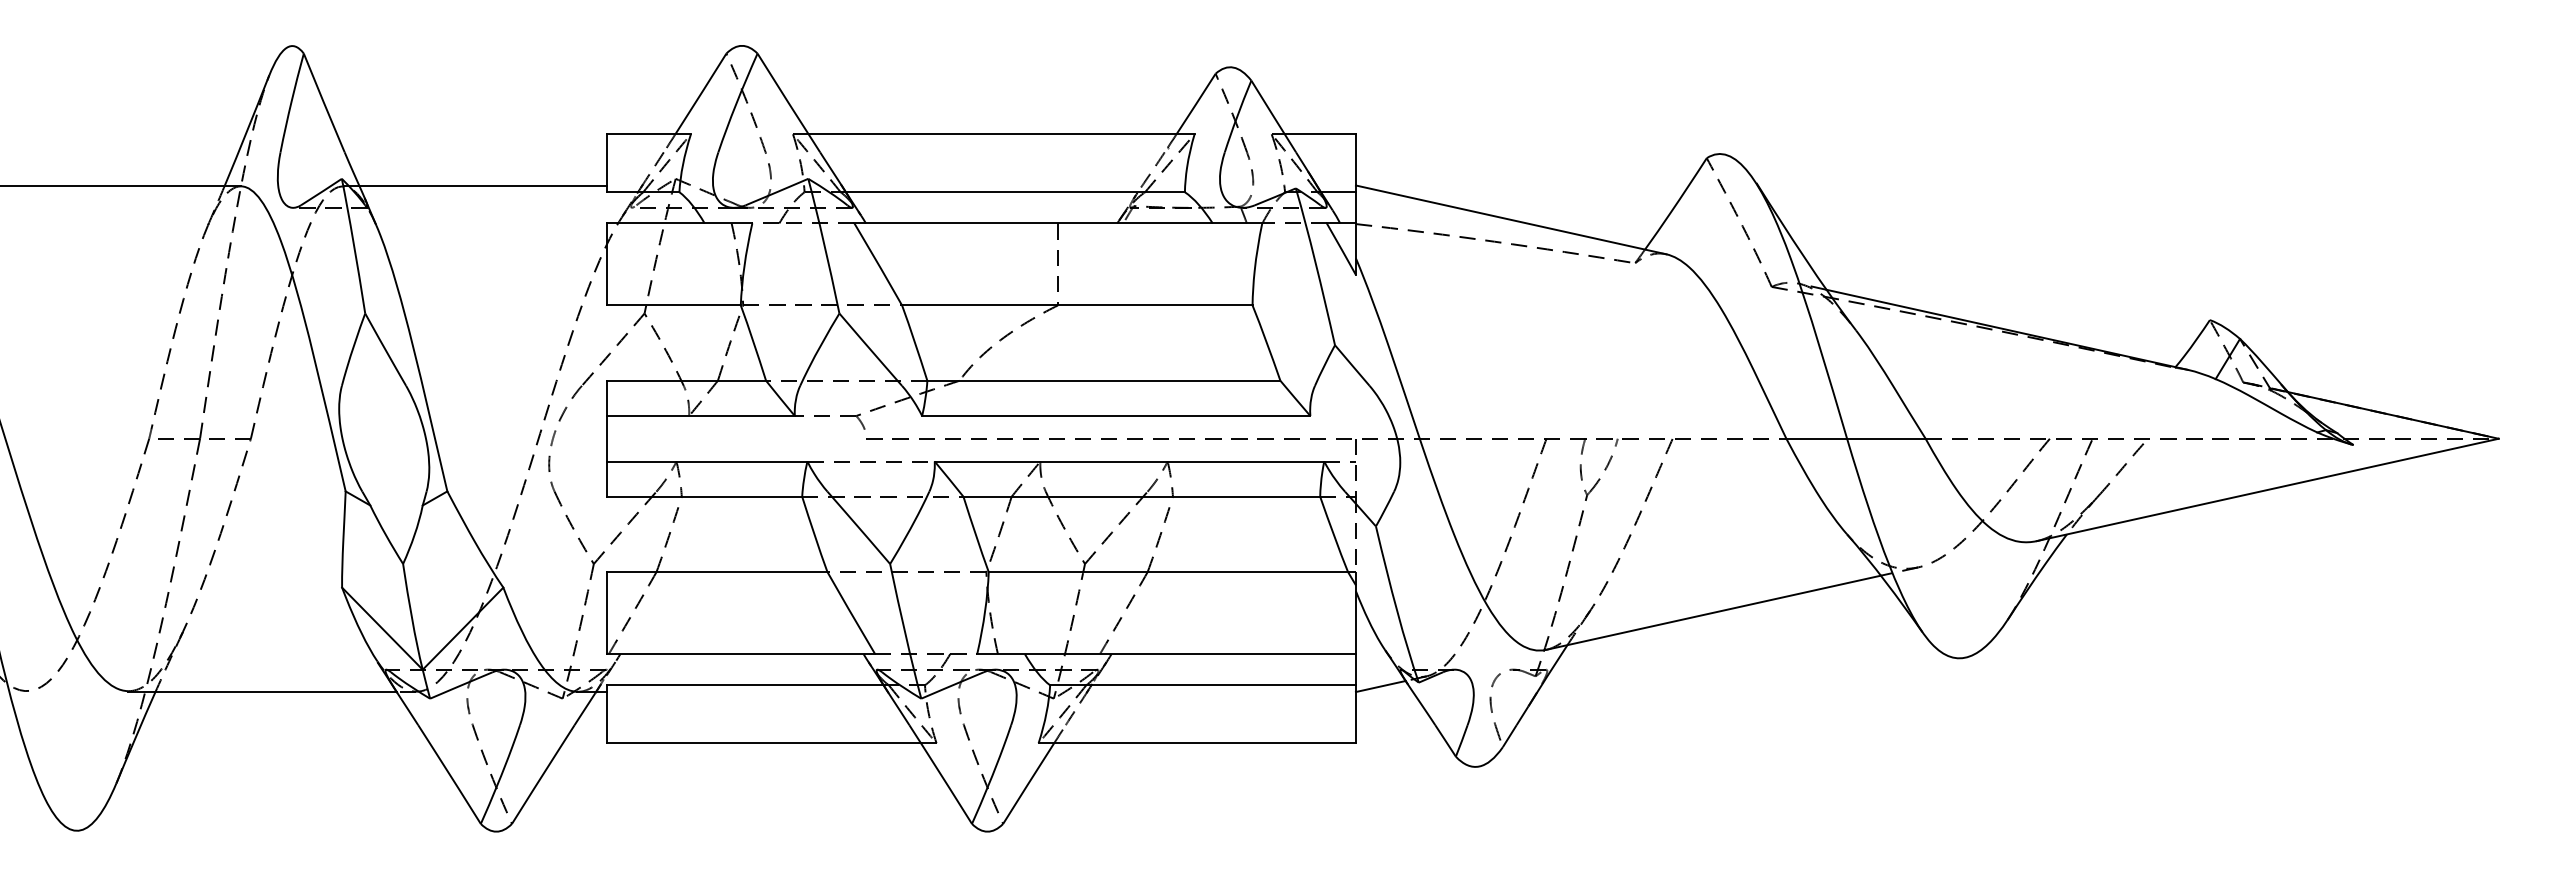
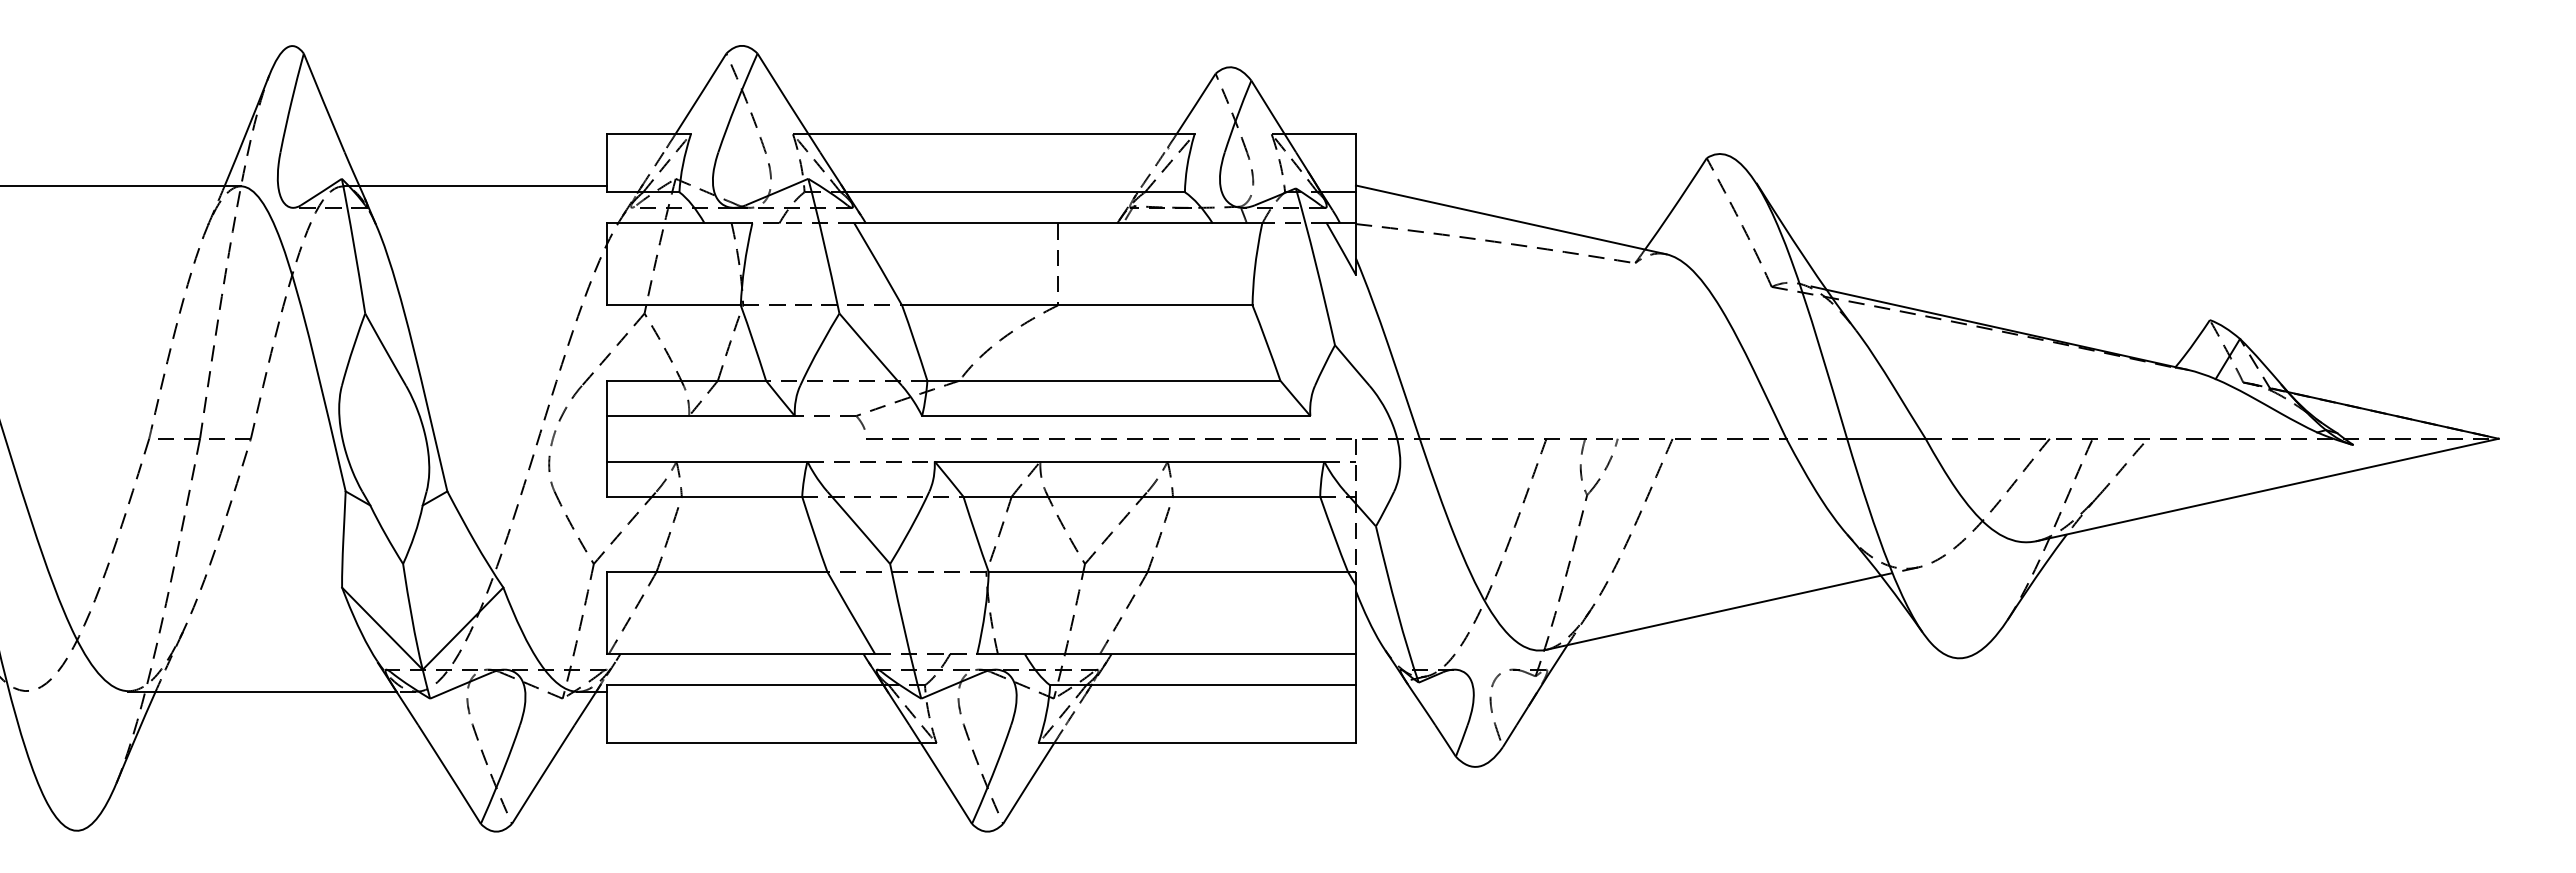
line: solid -> dashed (1816, 438)
line: present -> none (1380, 686)
